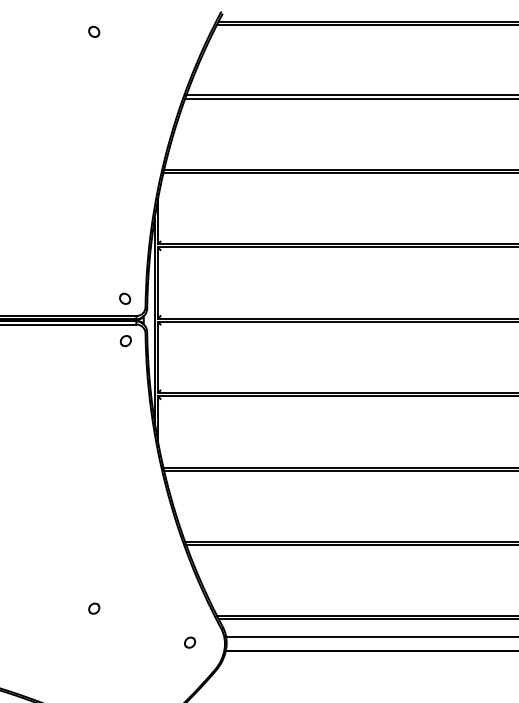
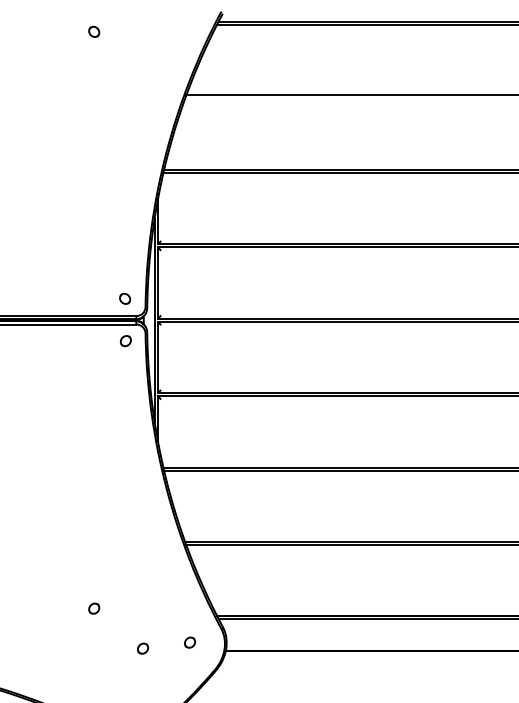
line: present -> none (350, 98)
line: present -> none (370, 637)
part: none -> present (143, 648)
